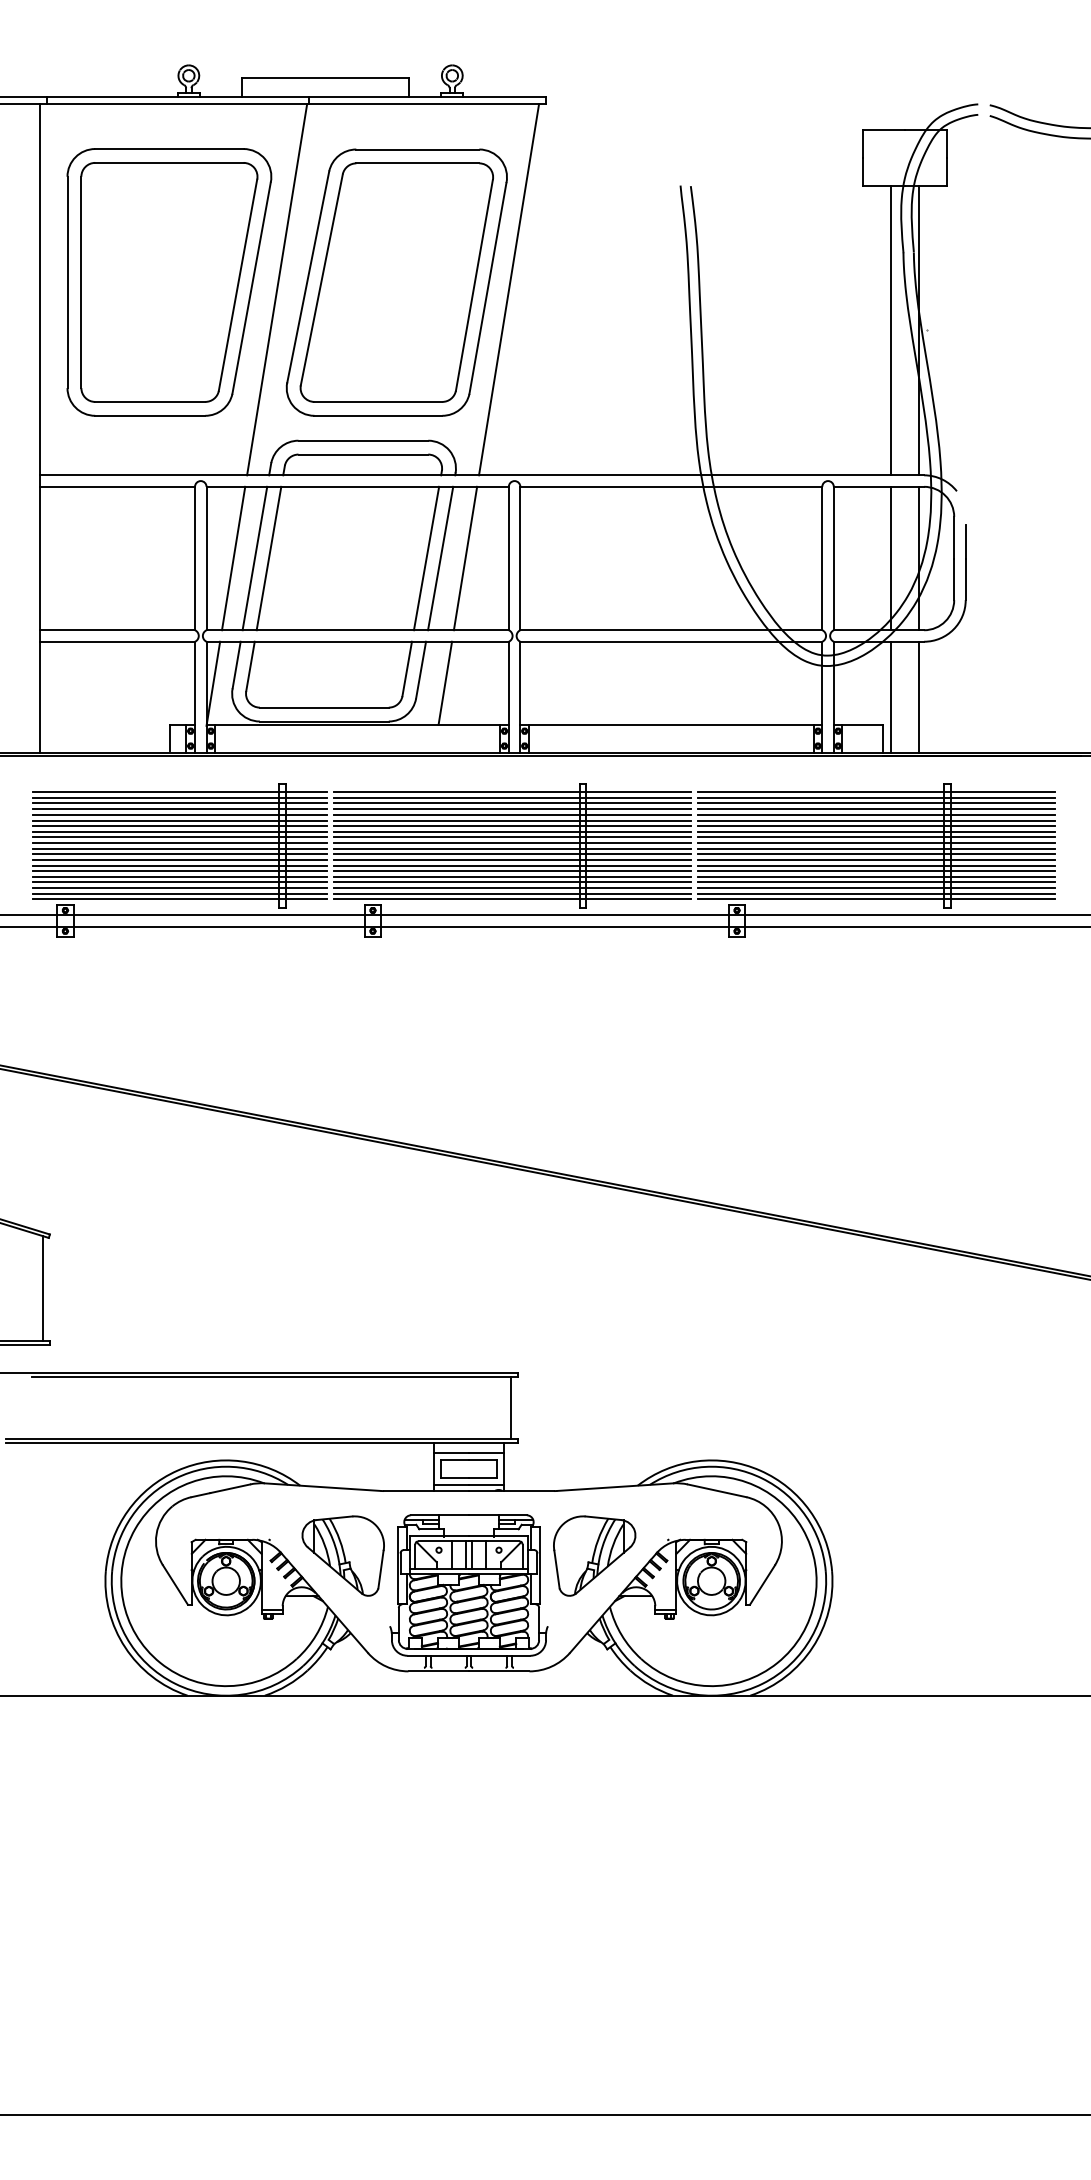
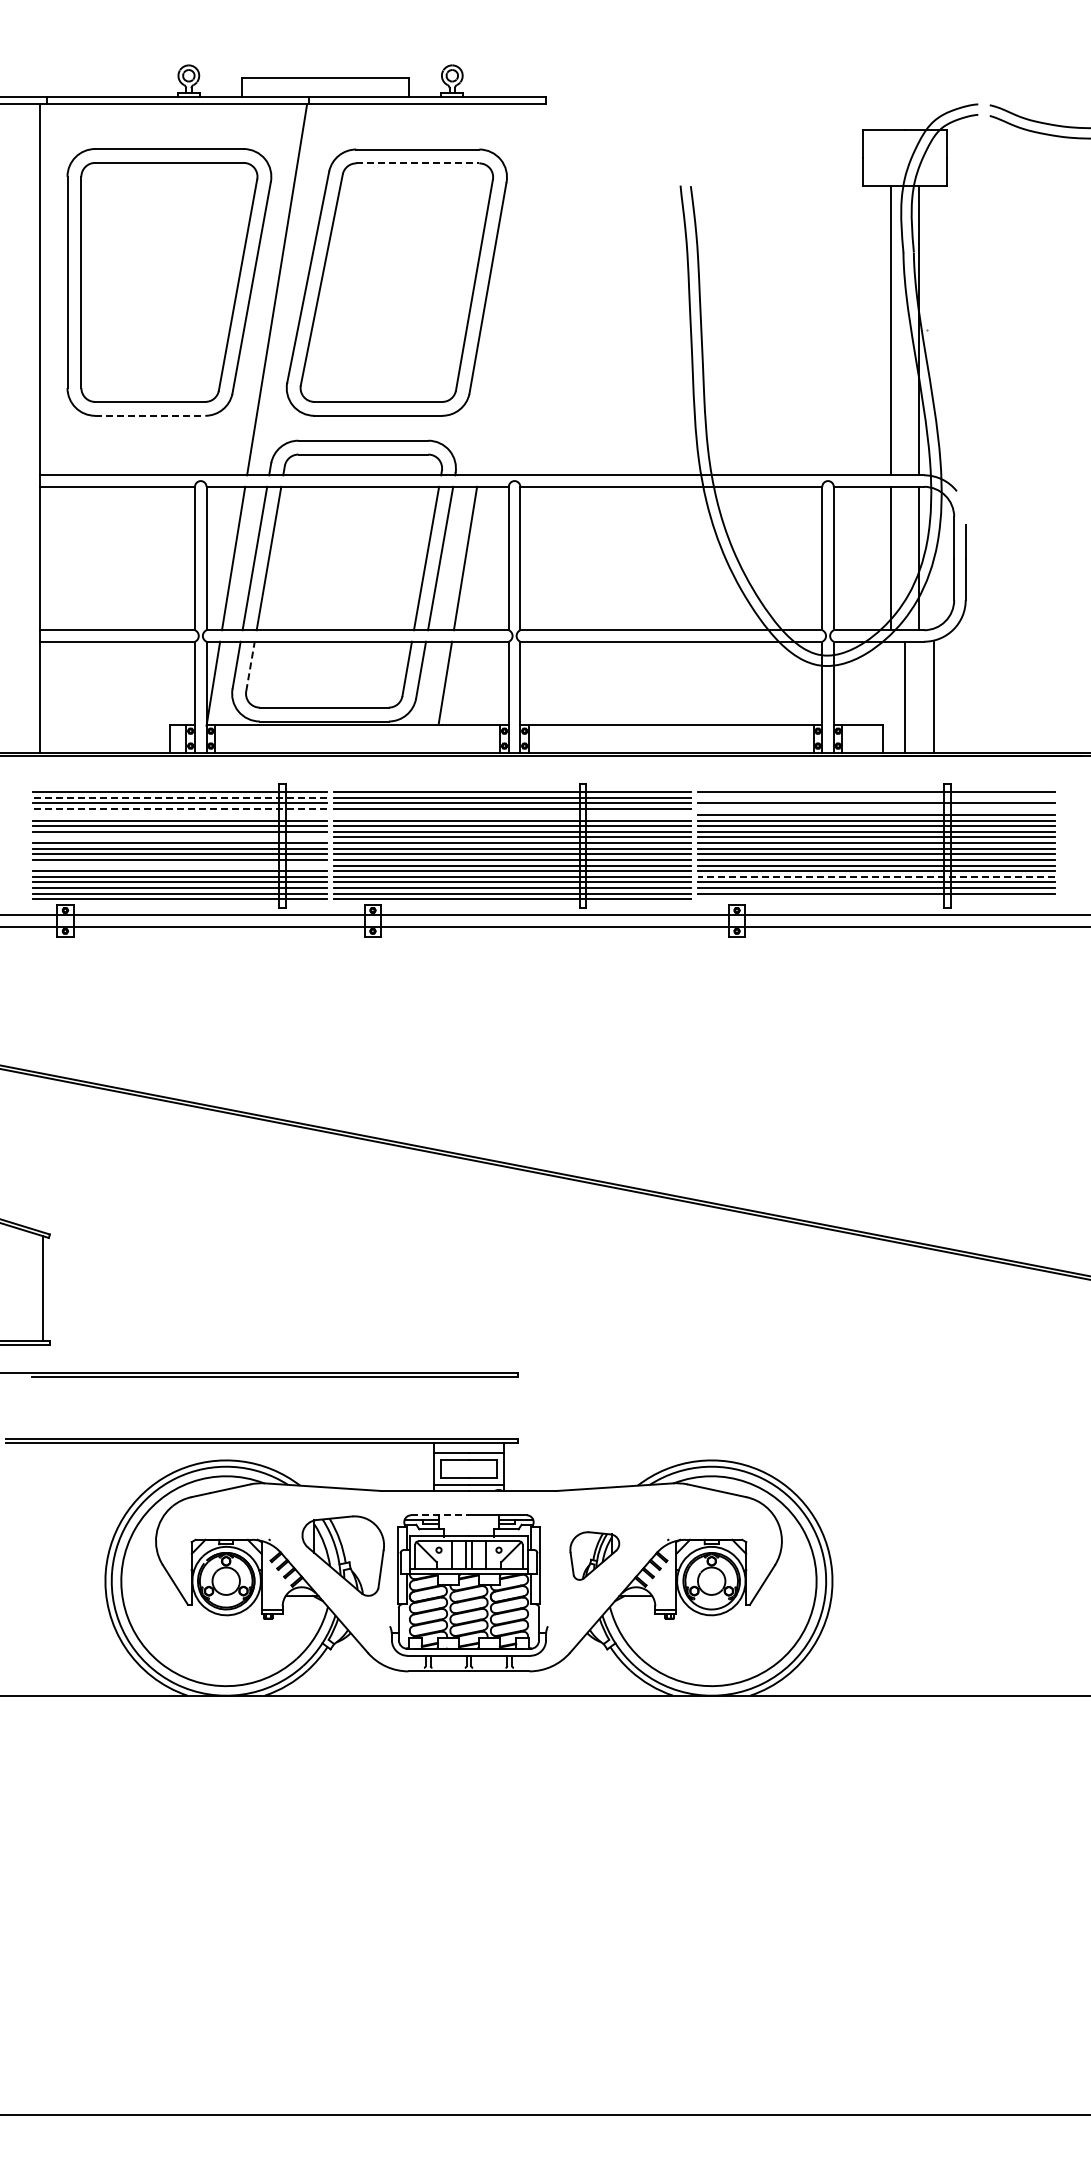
line: solid -> dashed (418, 163)
line: present -> none (509, 289)
line: solid -> dashed (150, 415)
line: solid -> dashed (250, 665)
line position: (891, 696) -> (905, 696) (905, 696)
line position: (918, 696) -> (933, 696) (933, 696)
line: solid -> dashed (179, 798)
line: present -> none (875, 798)
line: solid -> dashed (179, 809)
line: present -> none (875, 809)
line: present -> none (179, 814)
line: present -> none (511, 814)
line: present -> none (179, 837)
line: present -> none (179, 865)
line: solid -> dashed (876, 876)
line: present -> none (875, 899)
line: present -> none (510, 1407)
line: solid -> dashed (440, 1515)
part size: 84x82 px -> 52x50 px (594, 1555)
